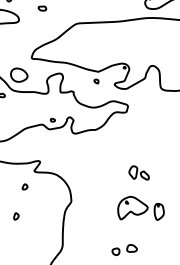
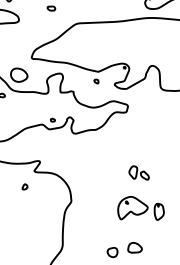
part position: (42, 8) -> (51, 8) (51, 8)
part: present -> none (16, 216)
part size: 27x12 px -> 37x17 px (124, 250)
